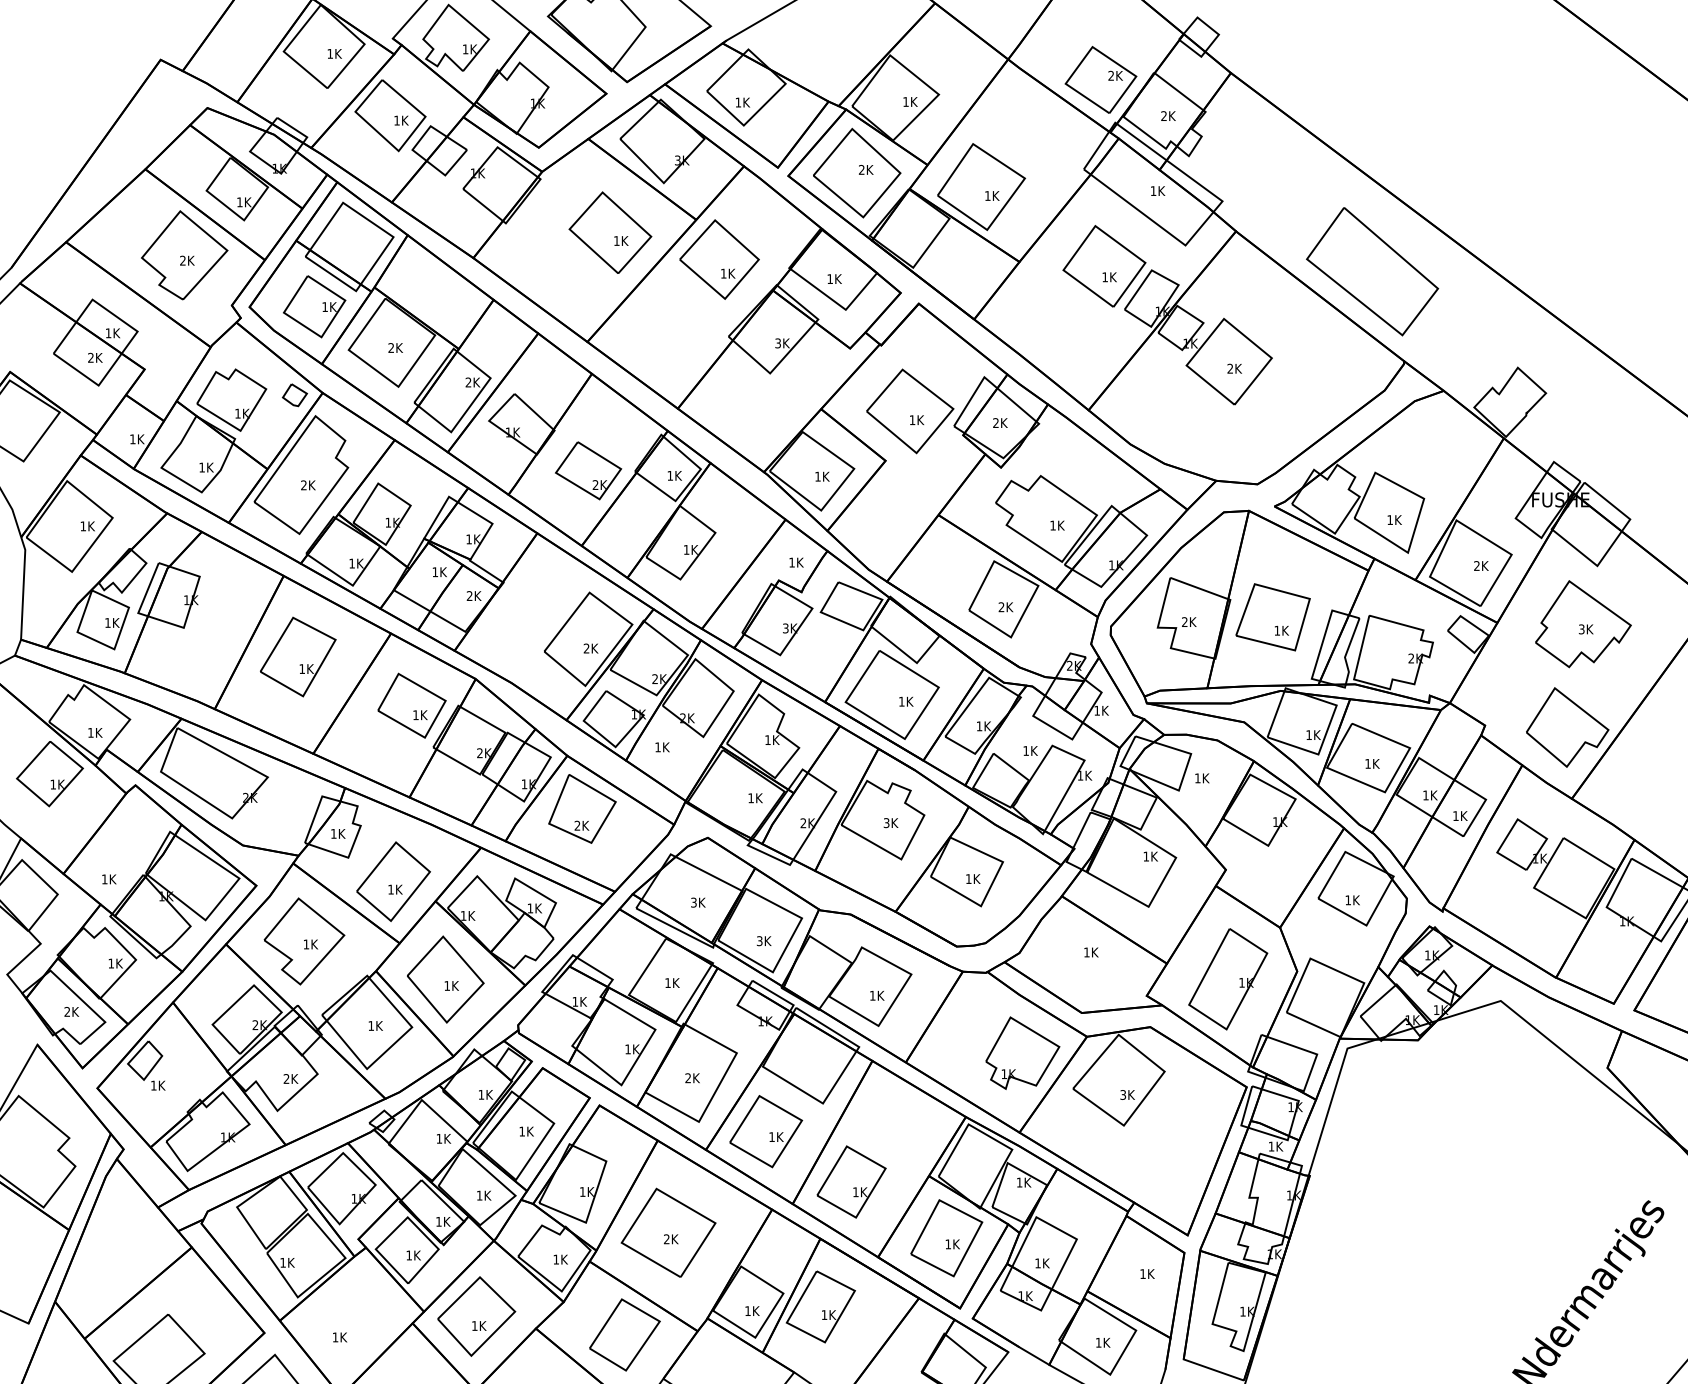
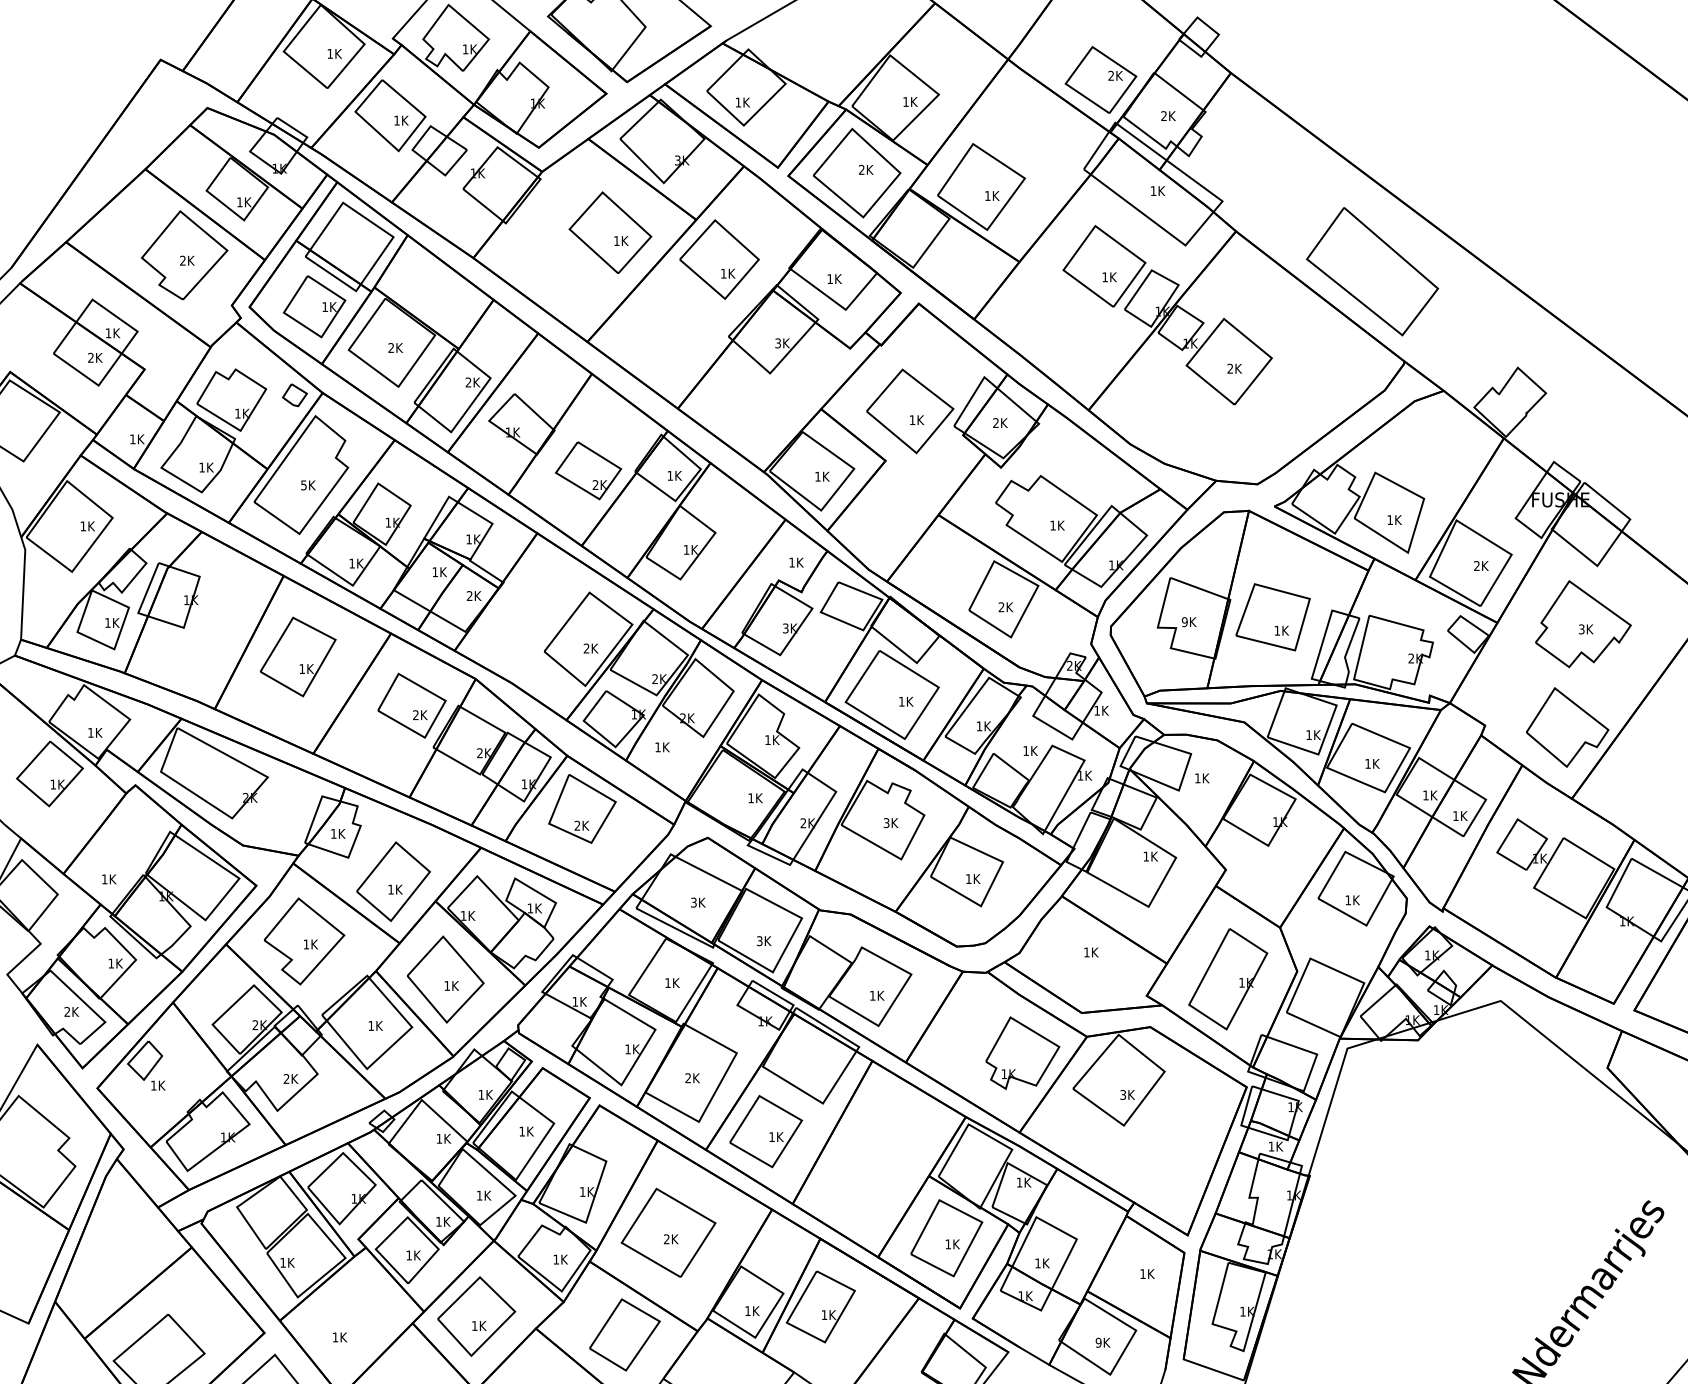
text: 2K -> 5K (303, 485)
text: 2K -> 9K (1184, 622)
text: 1K -> 2K (415, 714)
part: present -> none (851, 1181)
text: 1K -> 9K (1098, 1342)
